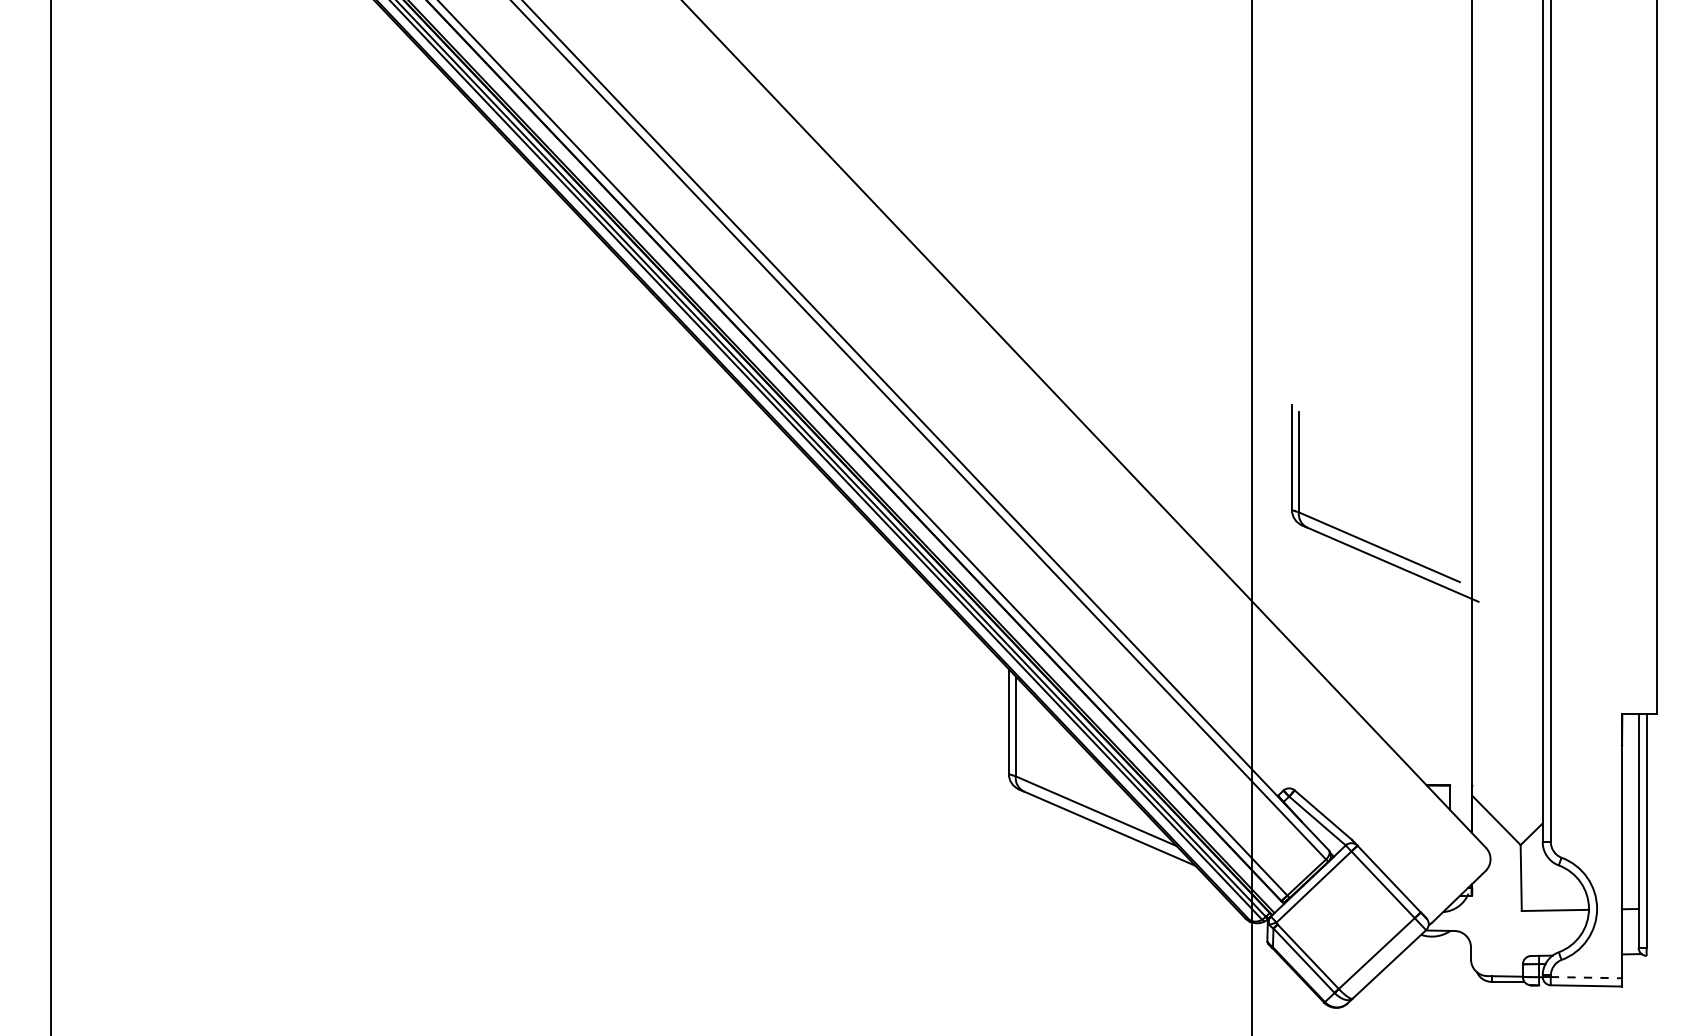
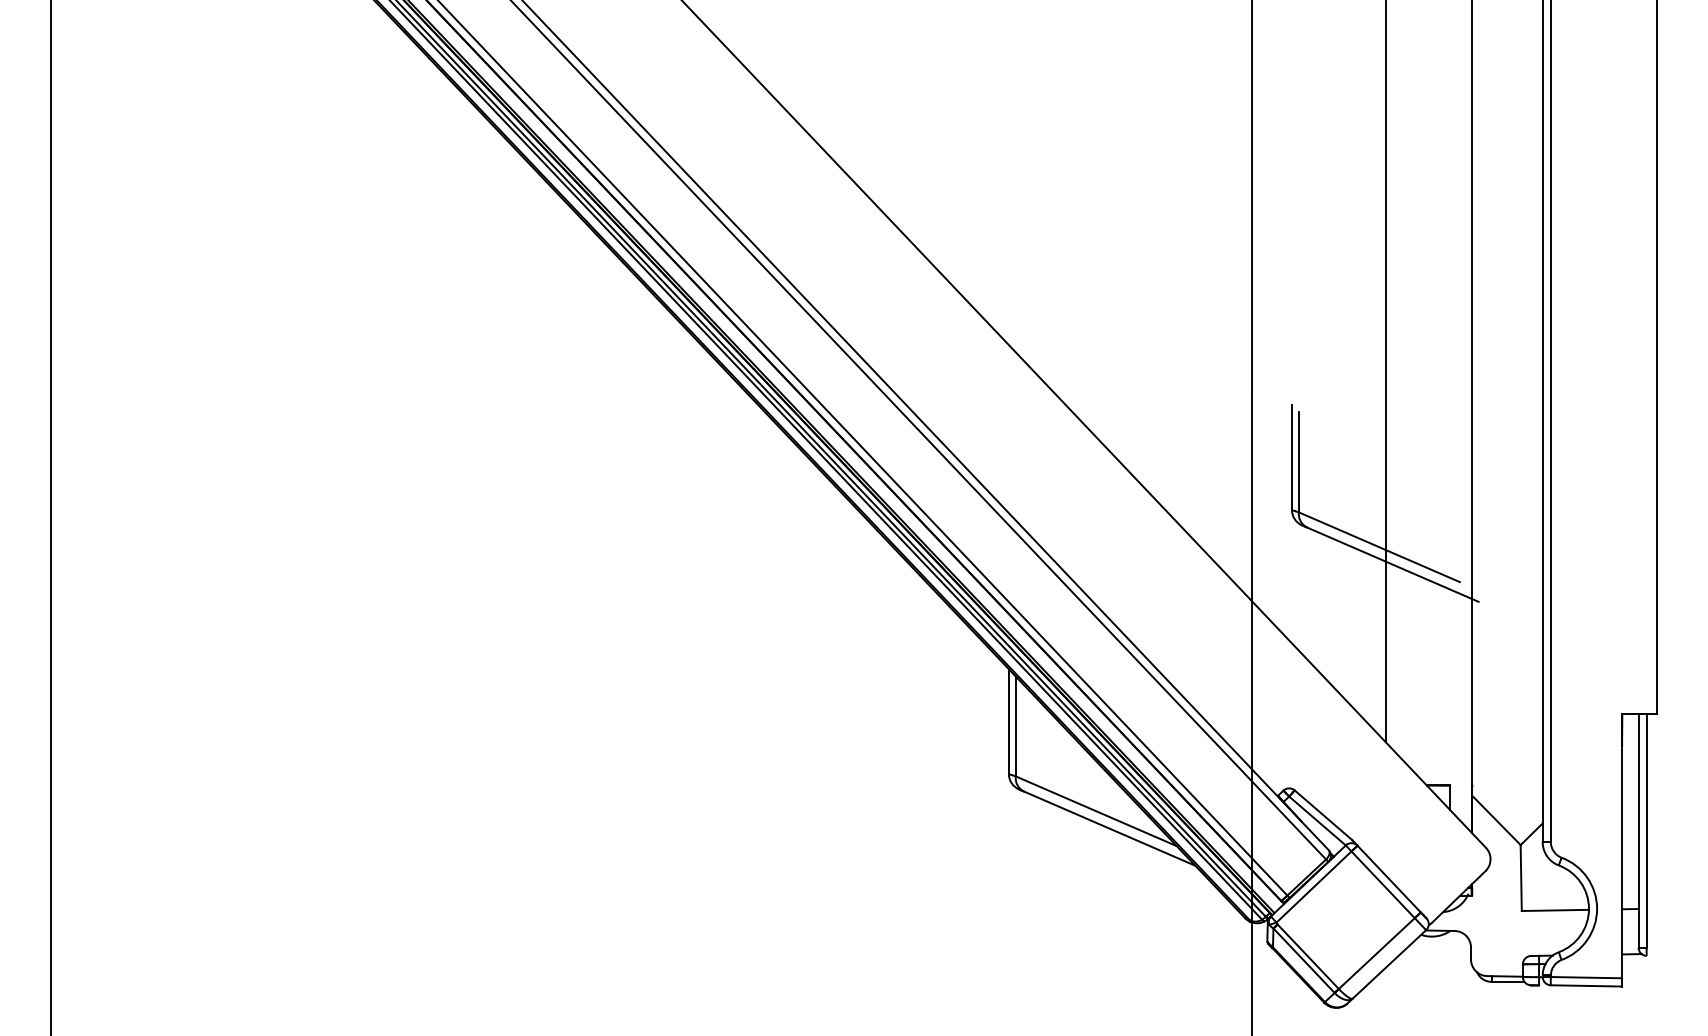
line: none -> present (1385, 372)
line: dashed -> solid (1586, 977)
